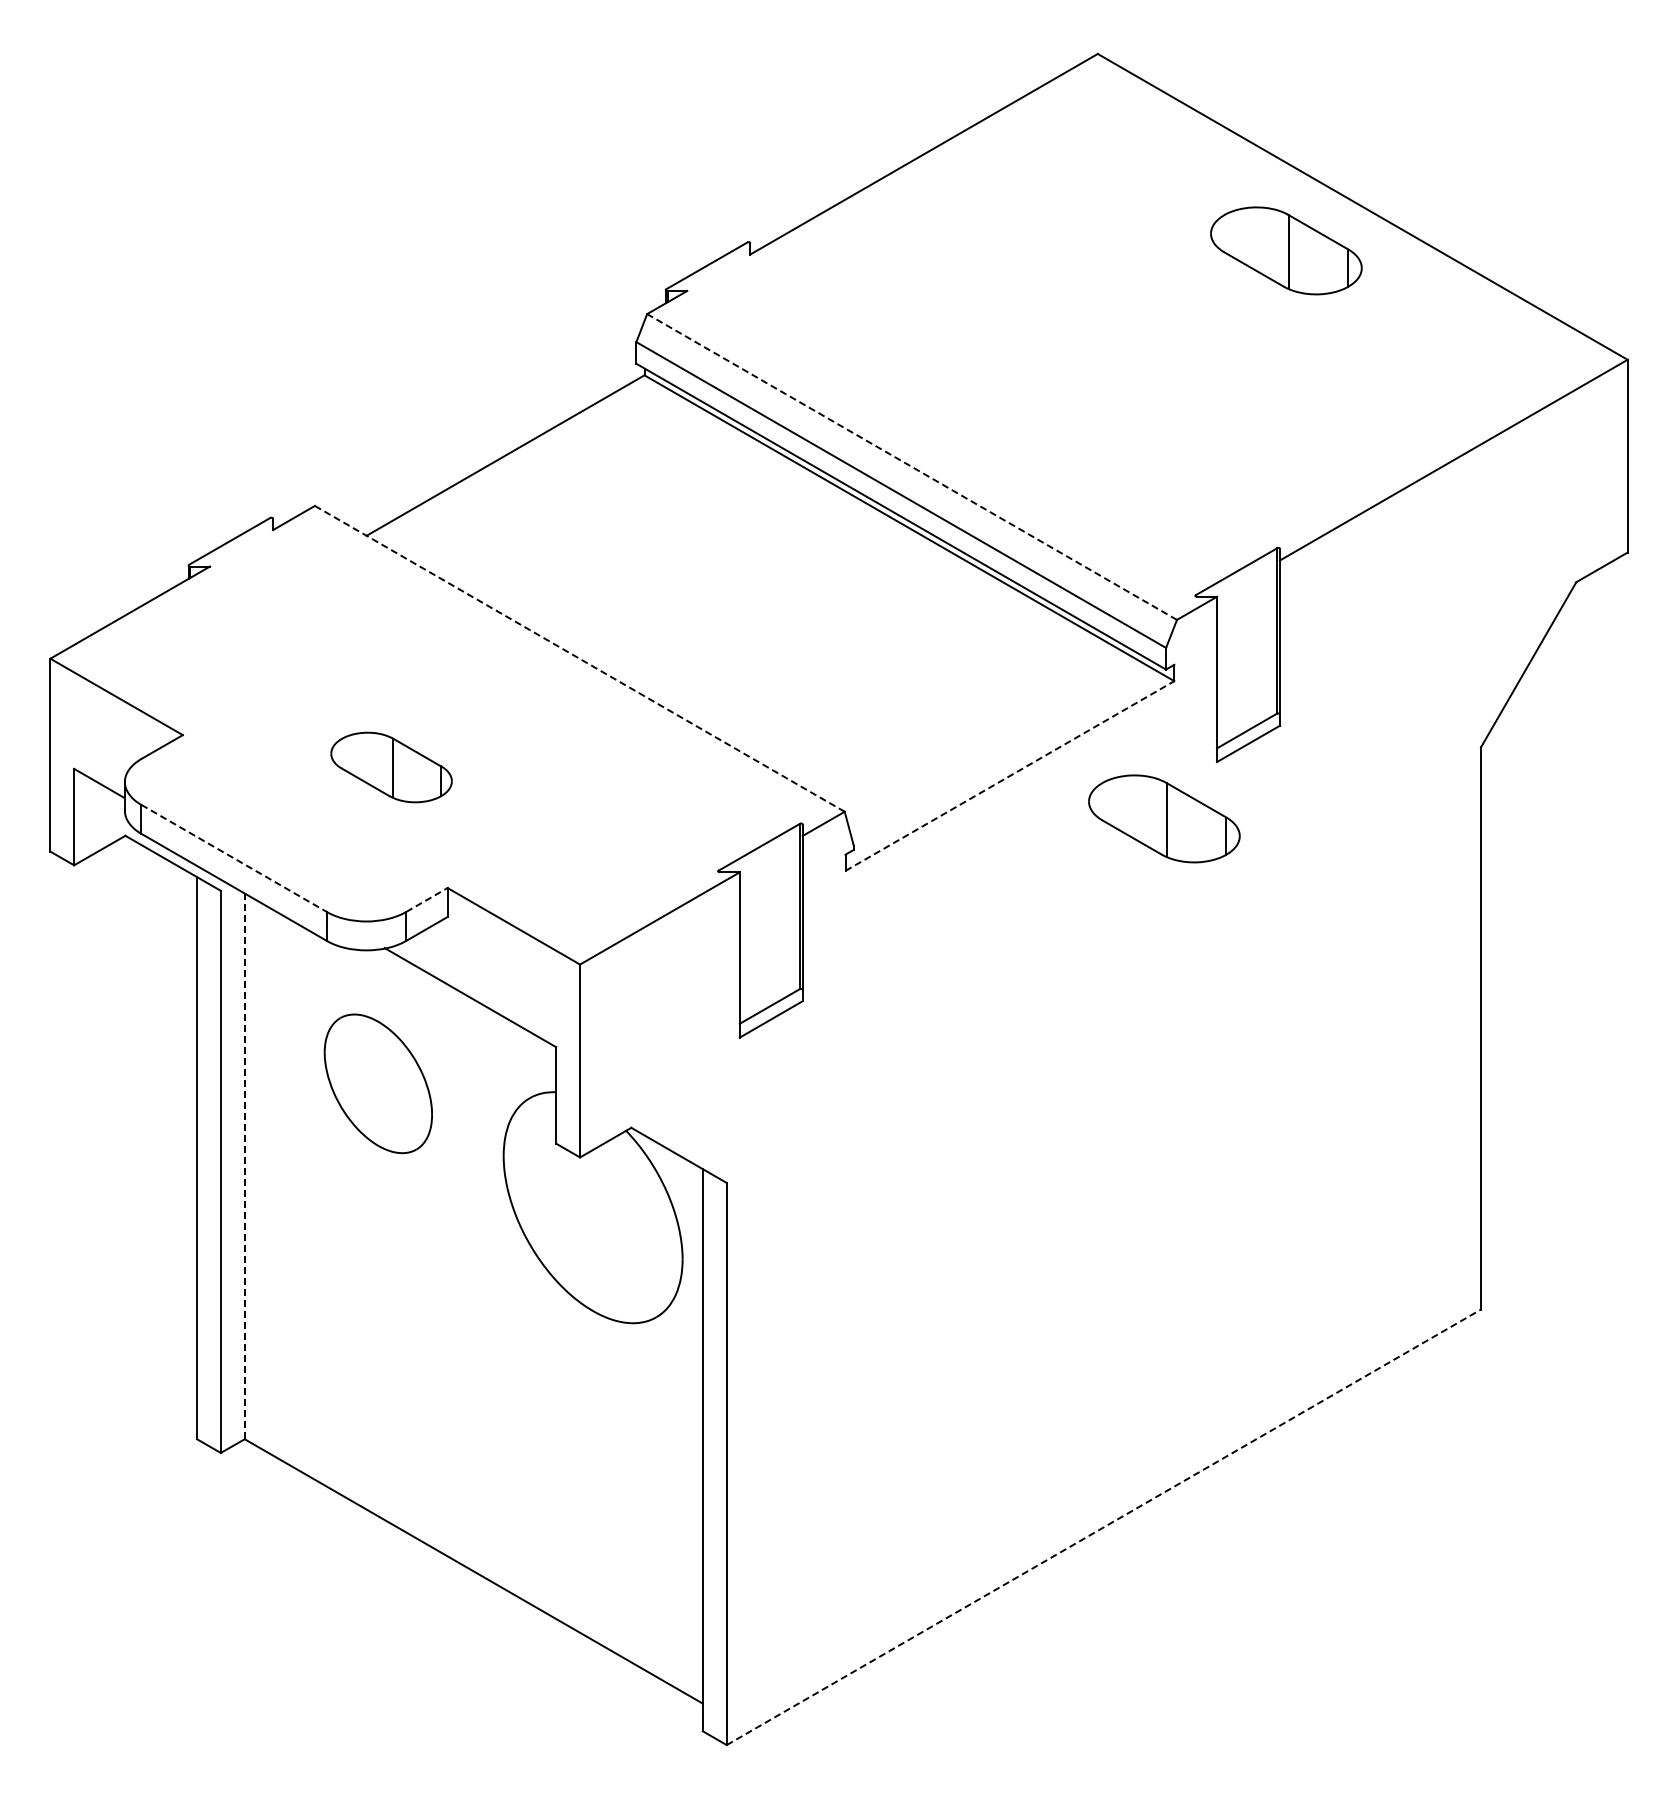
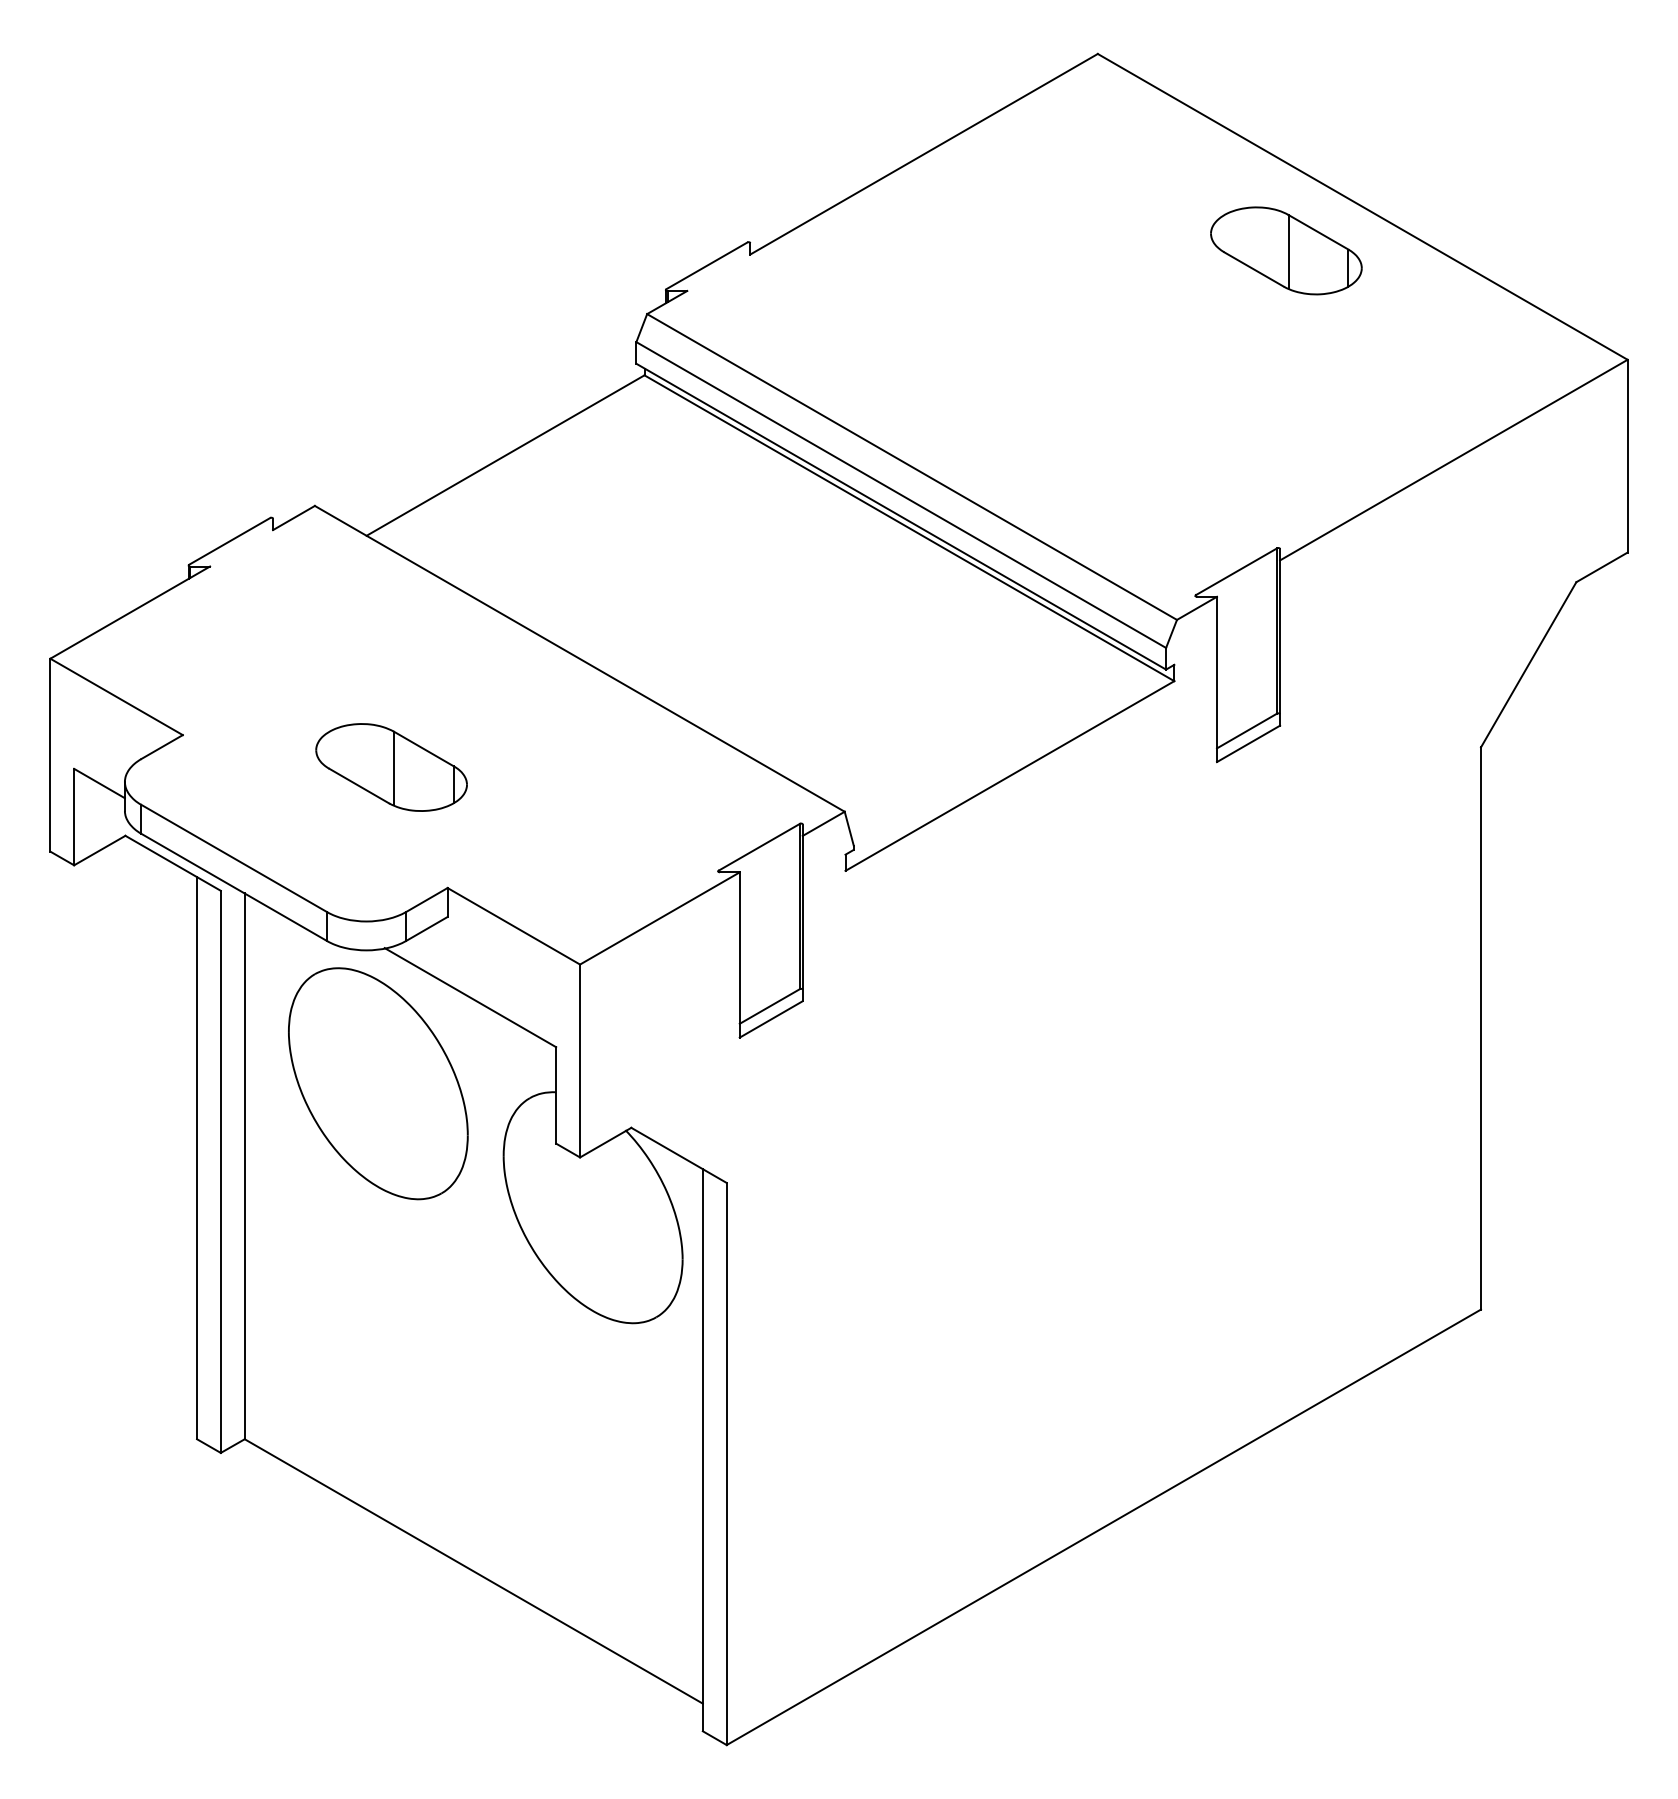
line: dashed -> solid (912, 467)
line: dashed -> solid (579, 658)
part size: 123x73 px -> 153x89 px (391, 767)
line: dashed -> solid (1009, 776)
part: present -> none (1164, 818)
line: dashed -> solid (234, 858)
line: dashed -> solid (426, 899)
part size: 110x142 px -> 181x234 px (378, 1083)
line: dashed -> solid (244, 1166)
line: dashed -> solid (1104, 1527)
